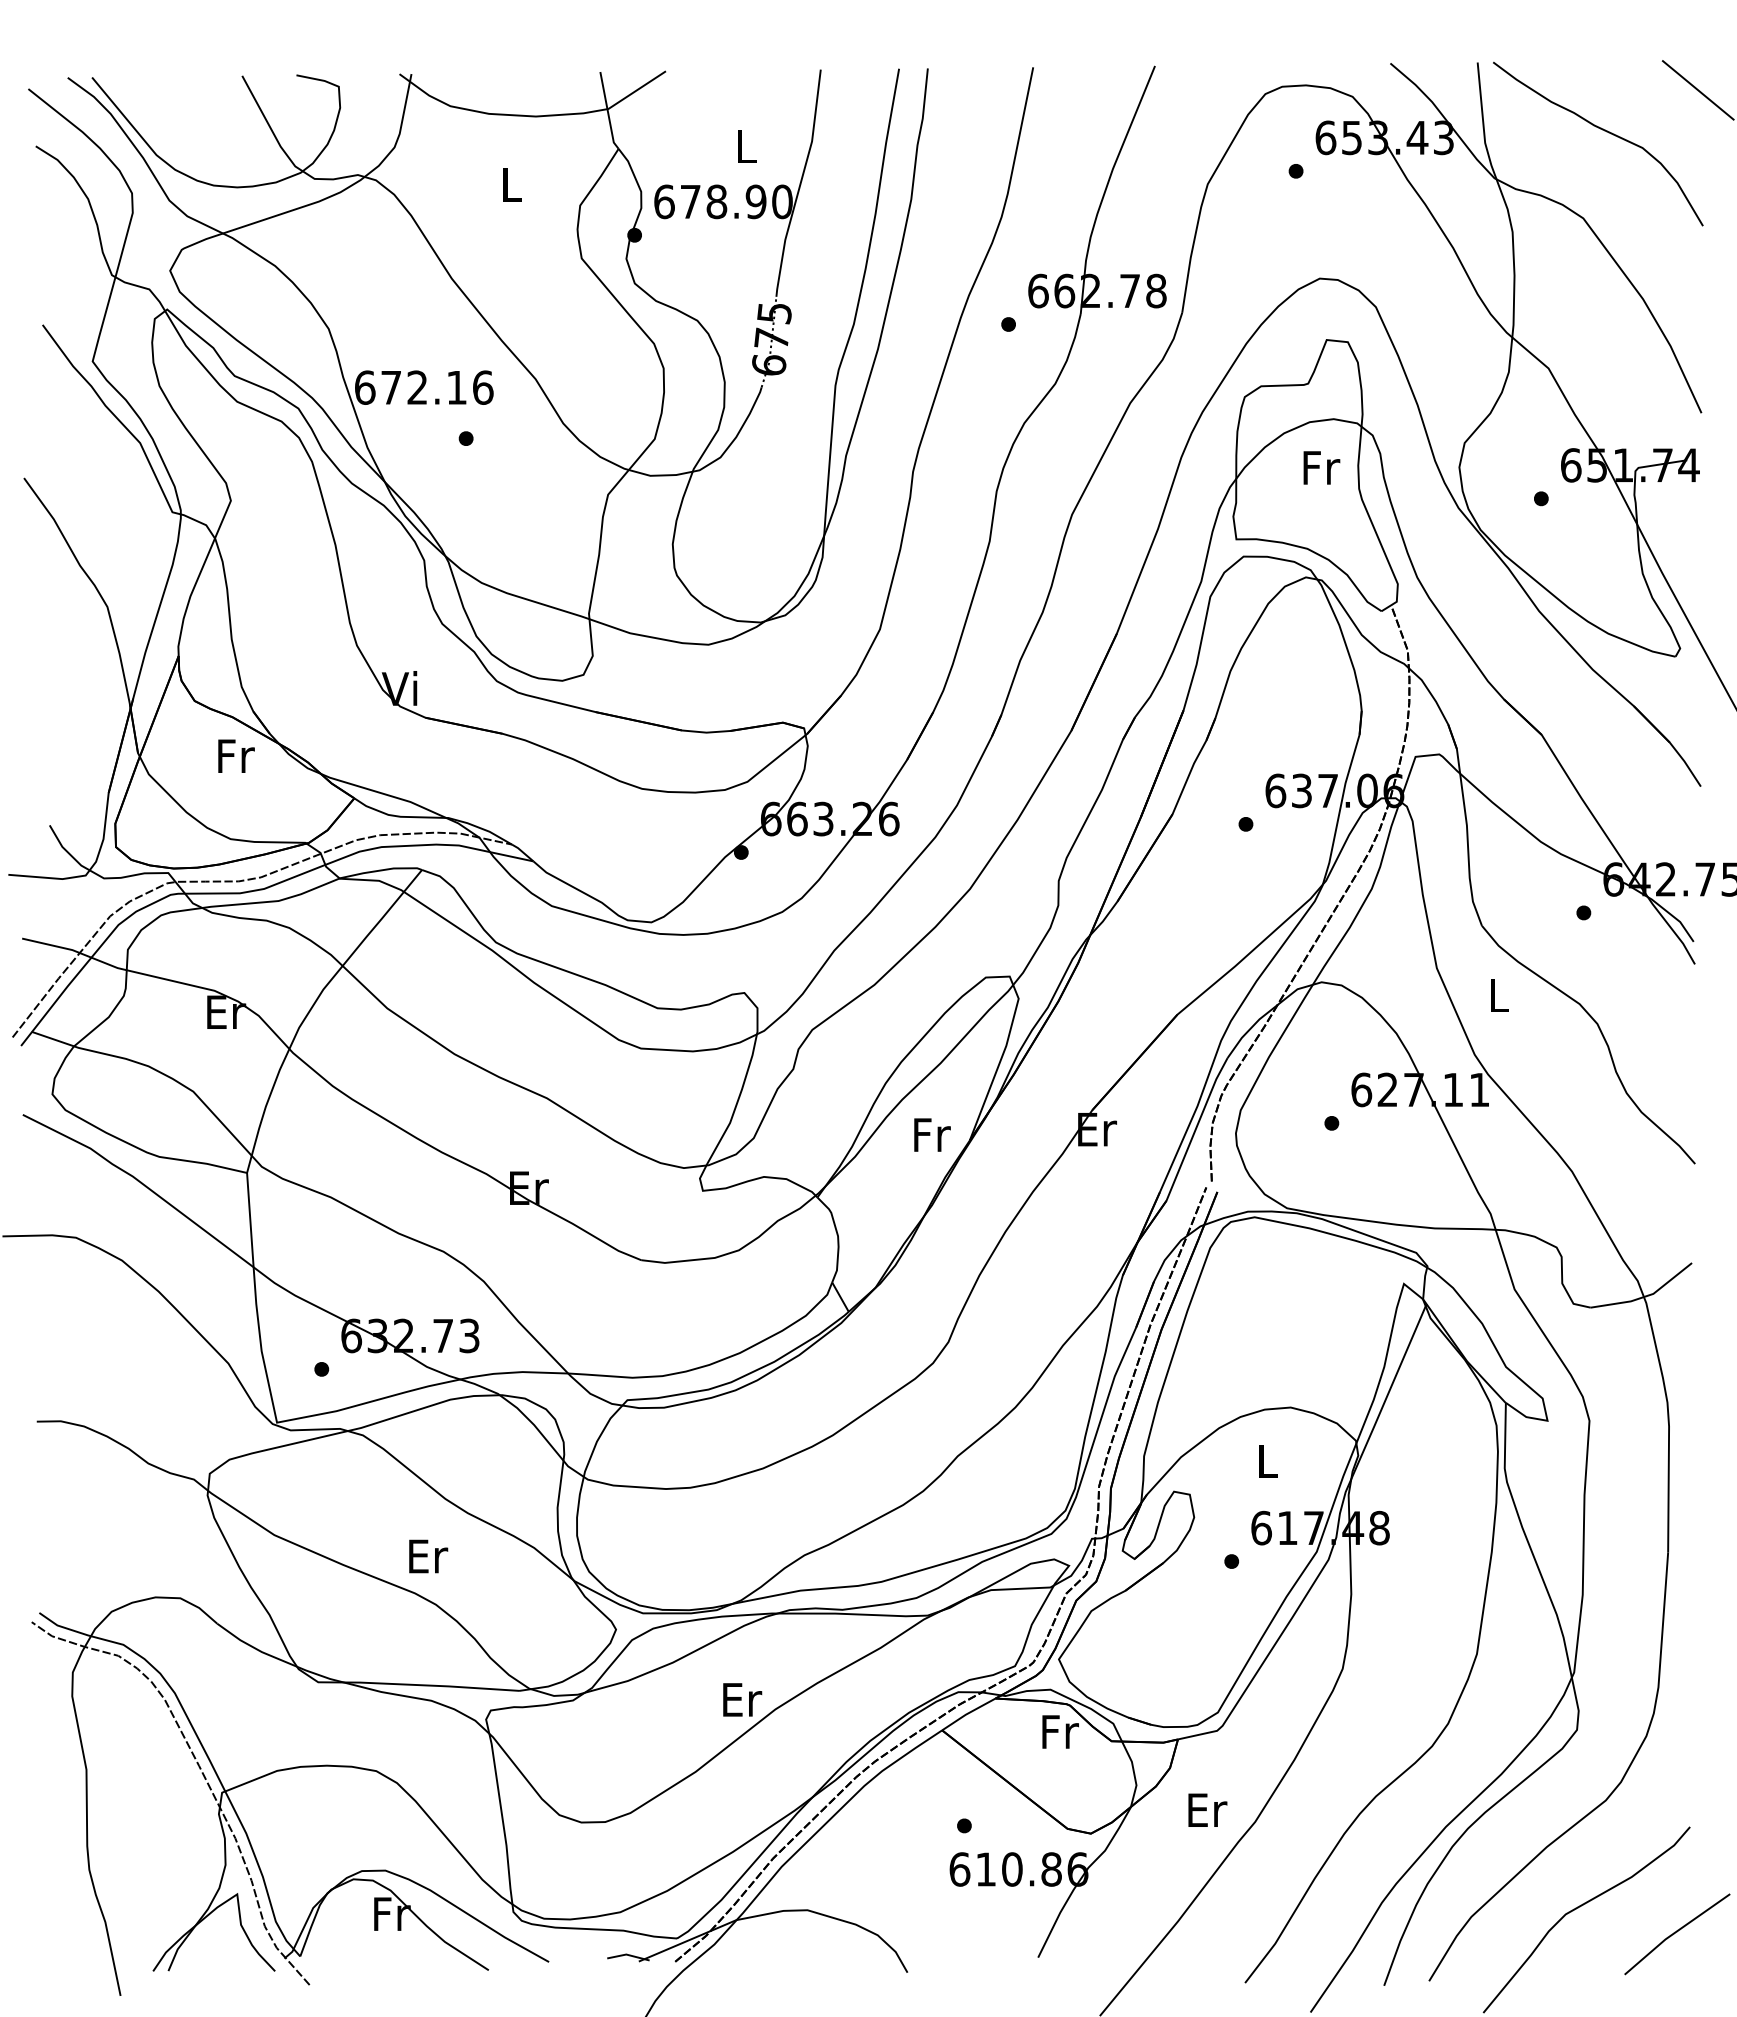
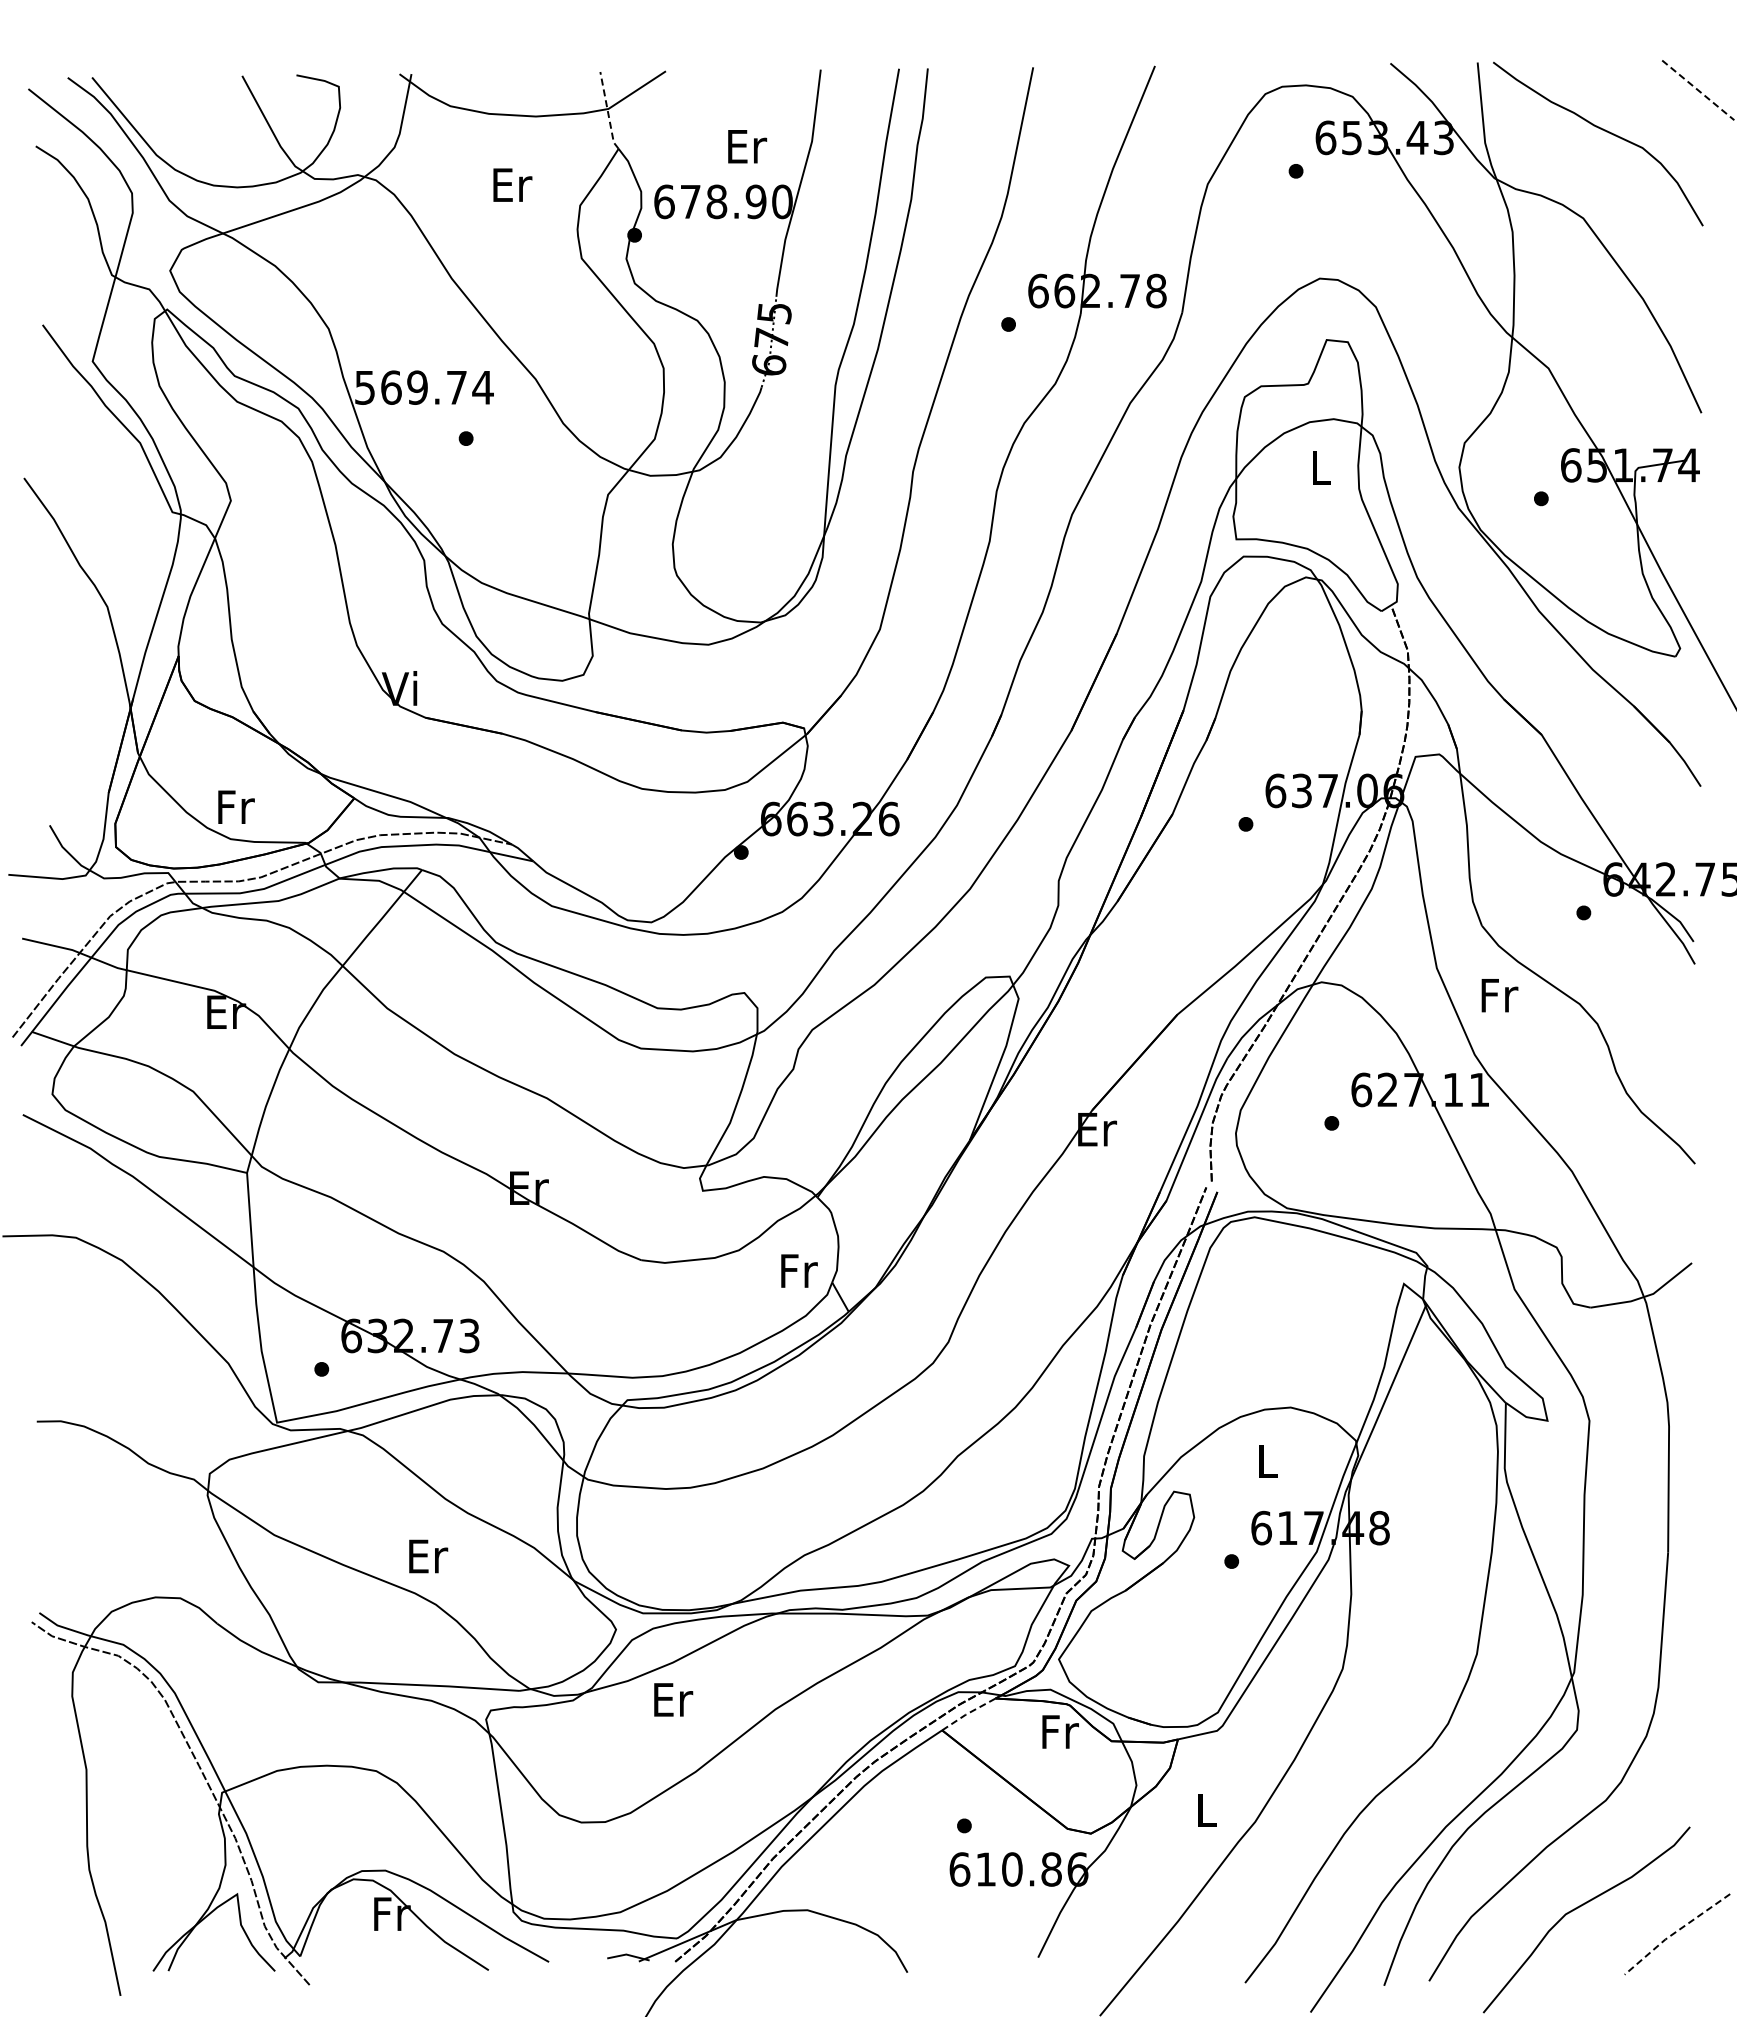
line: solid -> dashed (1698, 90)
line: solid -> dashed (607, 111)
text: L -> Er (747, 146)
text: L -> Er (512, 184)
text: 672.16 -> 569.74 (424, 387)
text: Fr -> L (1321, 467)
text position: (236, 755) -> (236, 806) (236, 806)
text: L -> Fr (1499, 995)
text position: (932, 1134) -> (799, 1270) (799, 1270)
text position: (742, 1699) -> (673, 1699) (673, 1699)
line: solid -> dashed (967, 1713)
text: Er -> L (1207, 1809)
line: solid -> dashed (1674, 1933)
